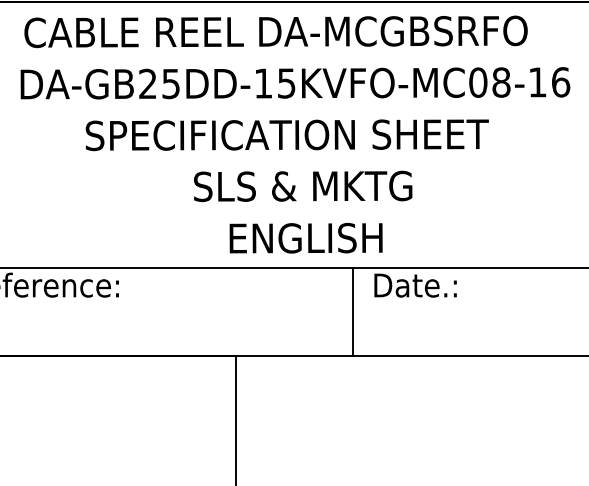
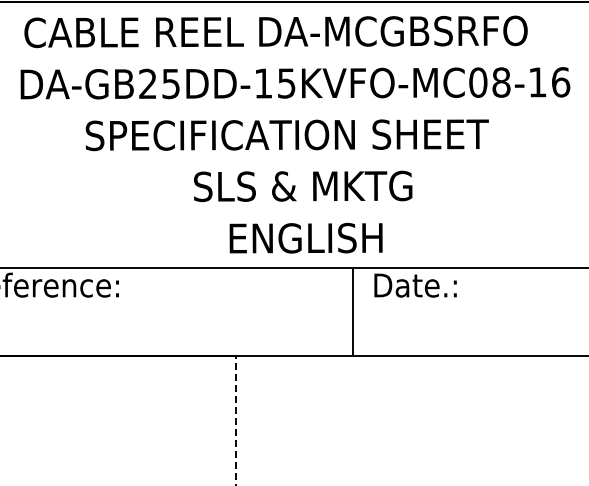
line: solid -> dashed (235, 420)
